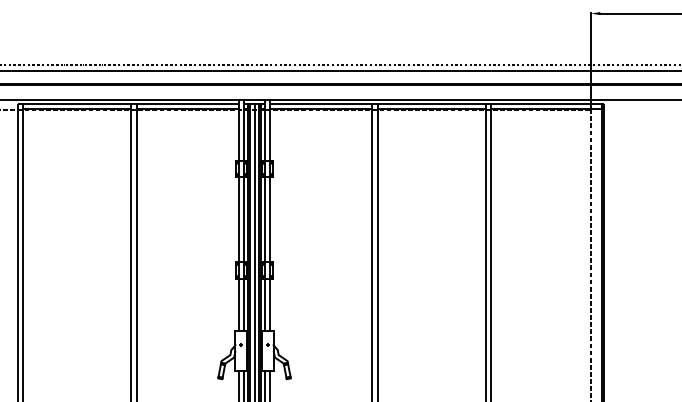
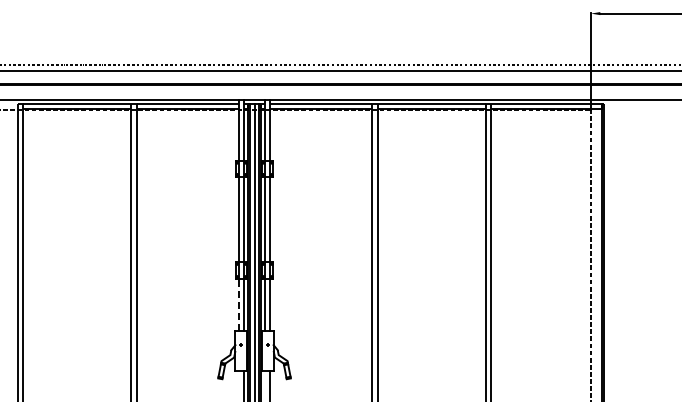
line: solid -> dashed (238, 304)
line: present -> none (238, 384)
line: present -> none (265, 384)
